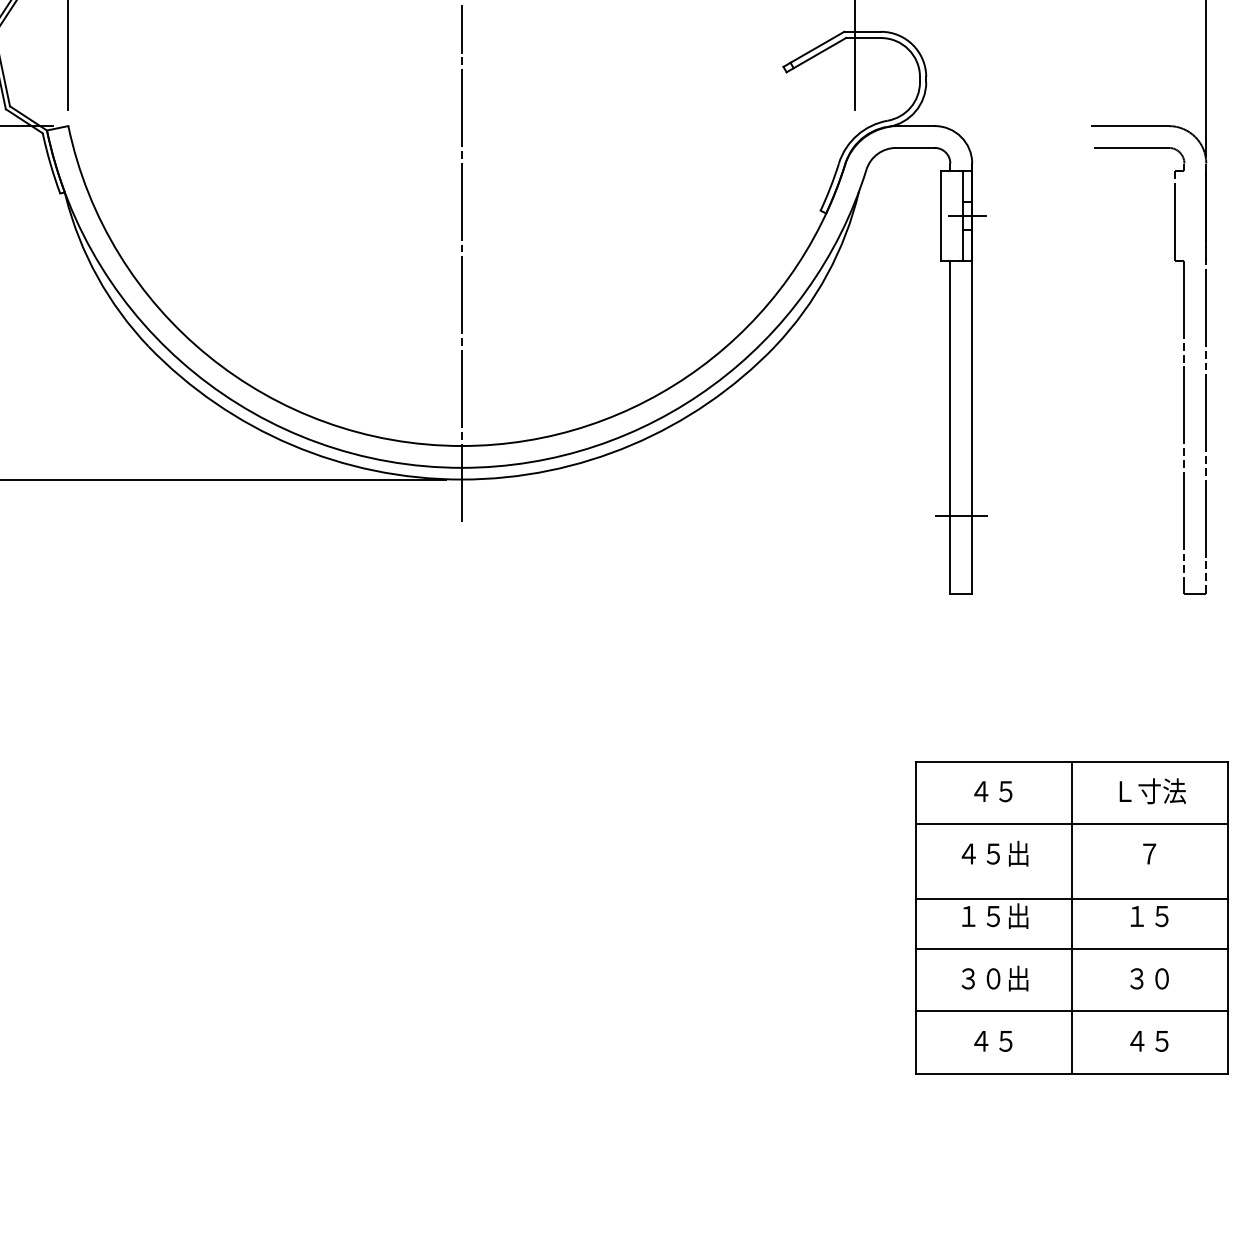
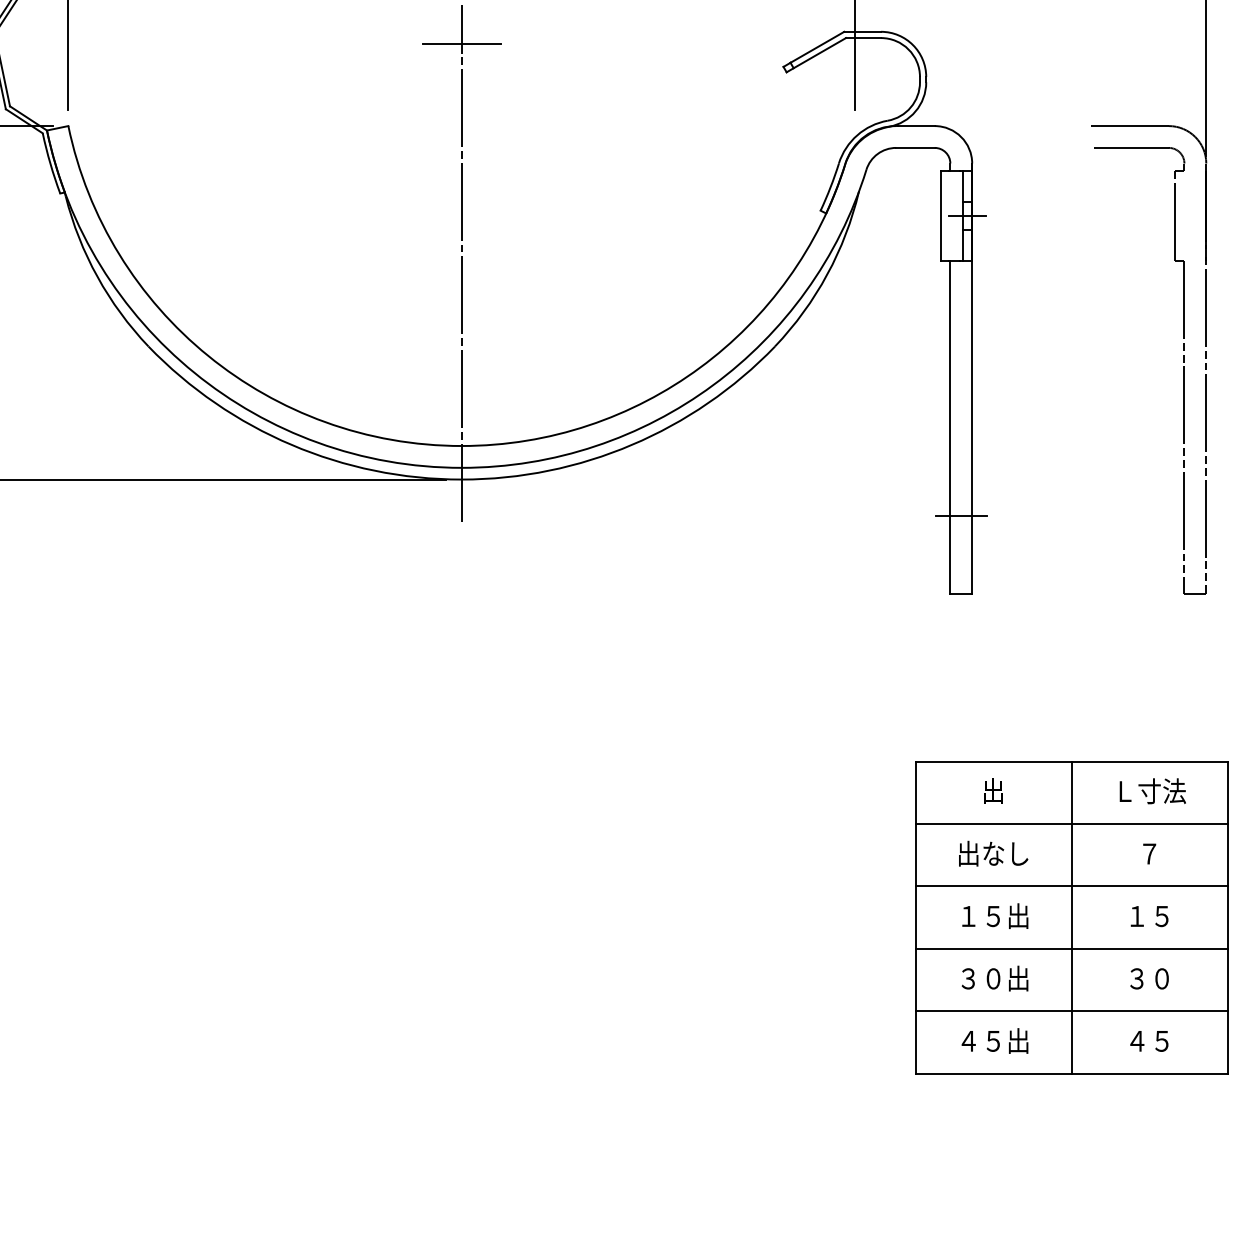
line: none -> present (461, 44)
text: ４５ -> 出 (993, 790)
text: ４５出 -> 出なし (993, 853)
line position: (1071, 899) -> (1071, 886) (1071, 886)
text: ４５ -> ４５出 (994, 1040)
